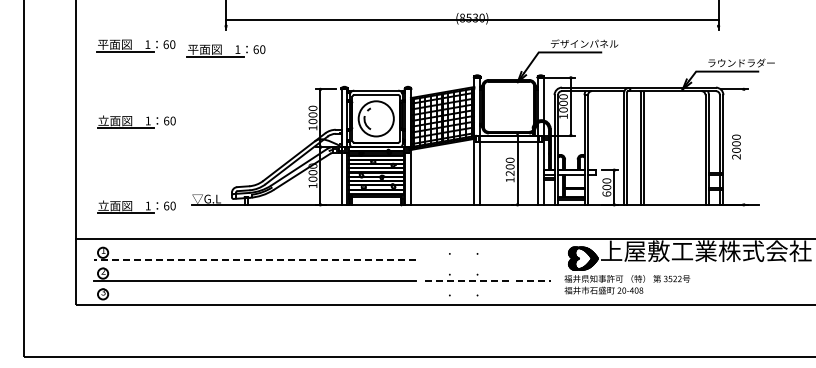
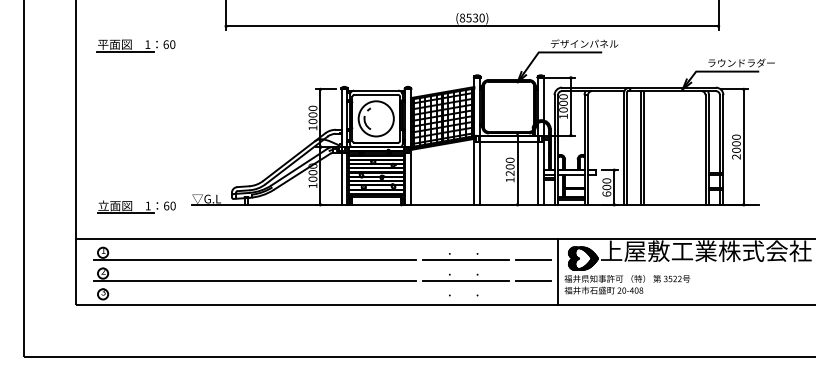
line position: (472, 20) -> (472, 26) (472, 26)
part: present -> none (225, 50)
part: present -> none (136, 121)
line: none -> present (743, 146)
line: dashed -> solid (255, 259)
line: none -> present (465, 259)
line: none -> present (533, 259)
line: none -> present (557, 271)
line: dashed -> solid (465, 280)
line: dashed -> solid (533, 280)
